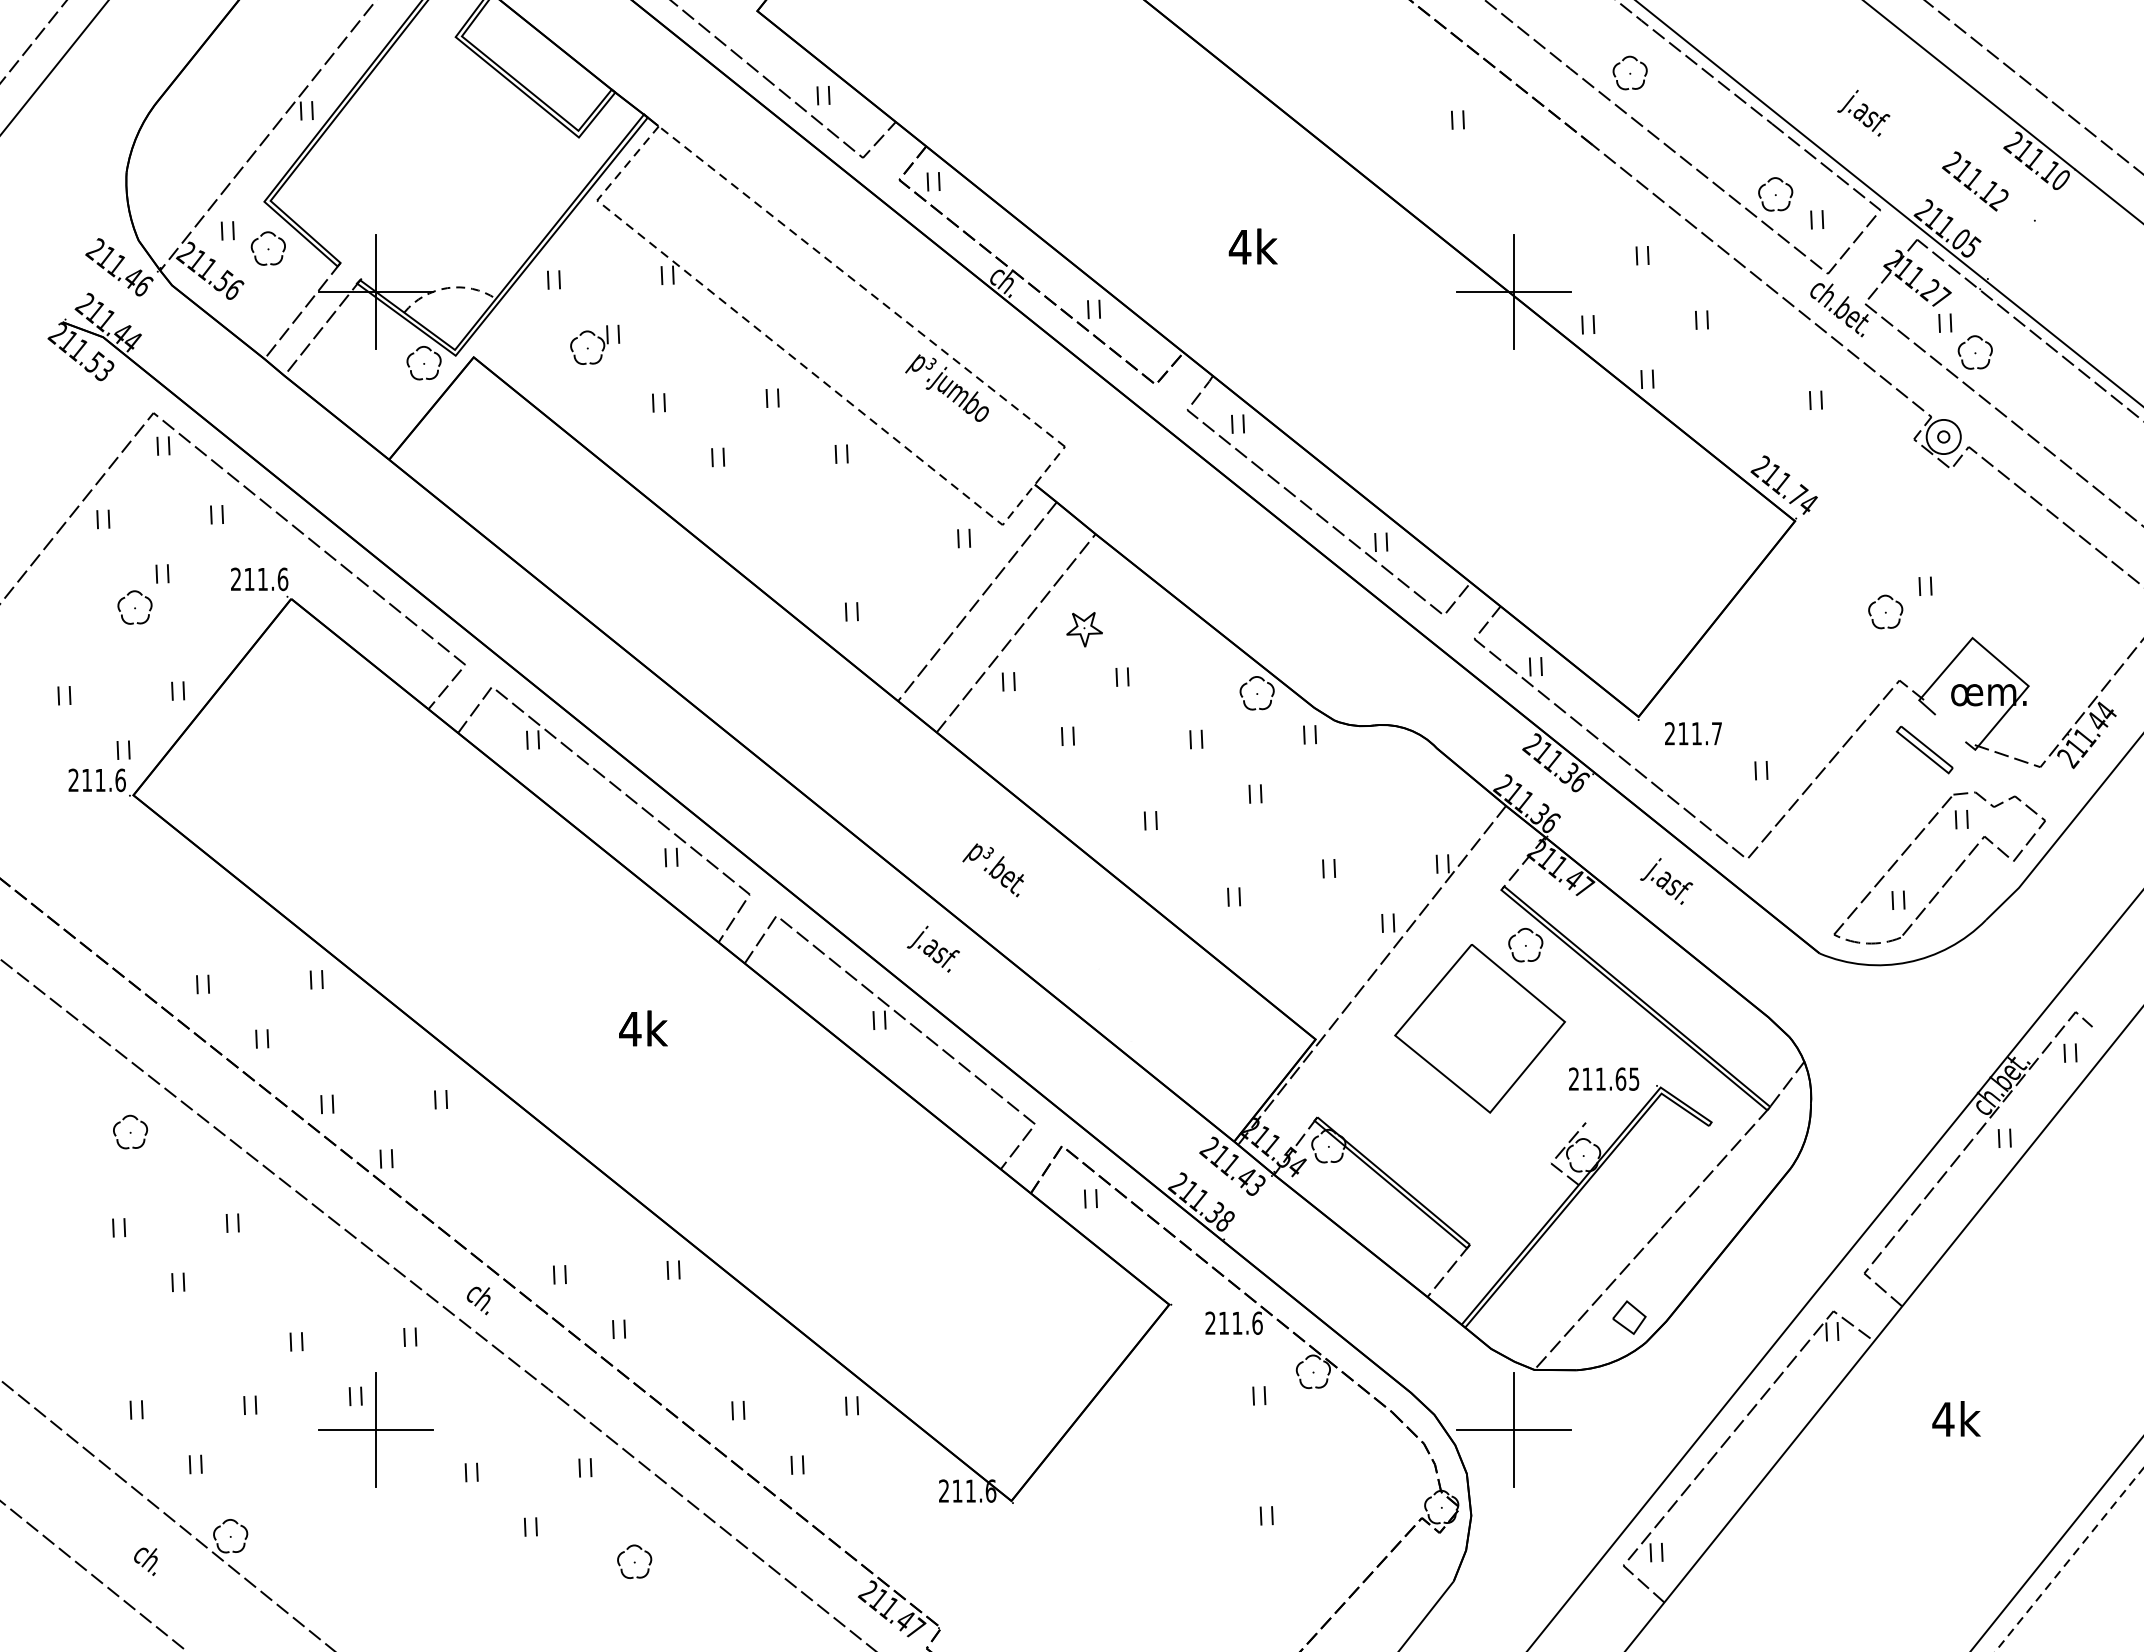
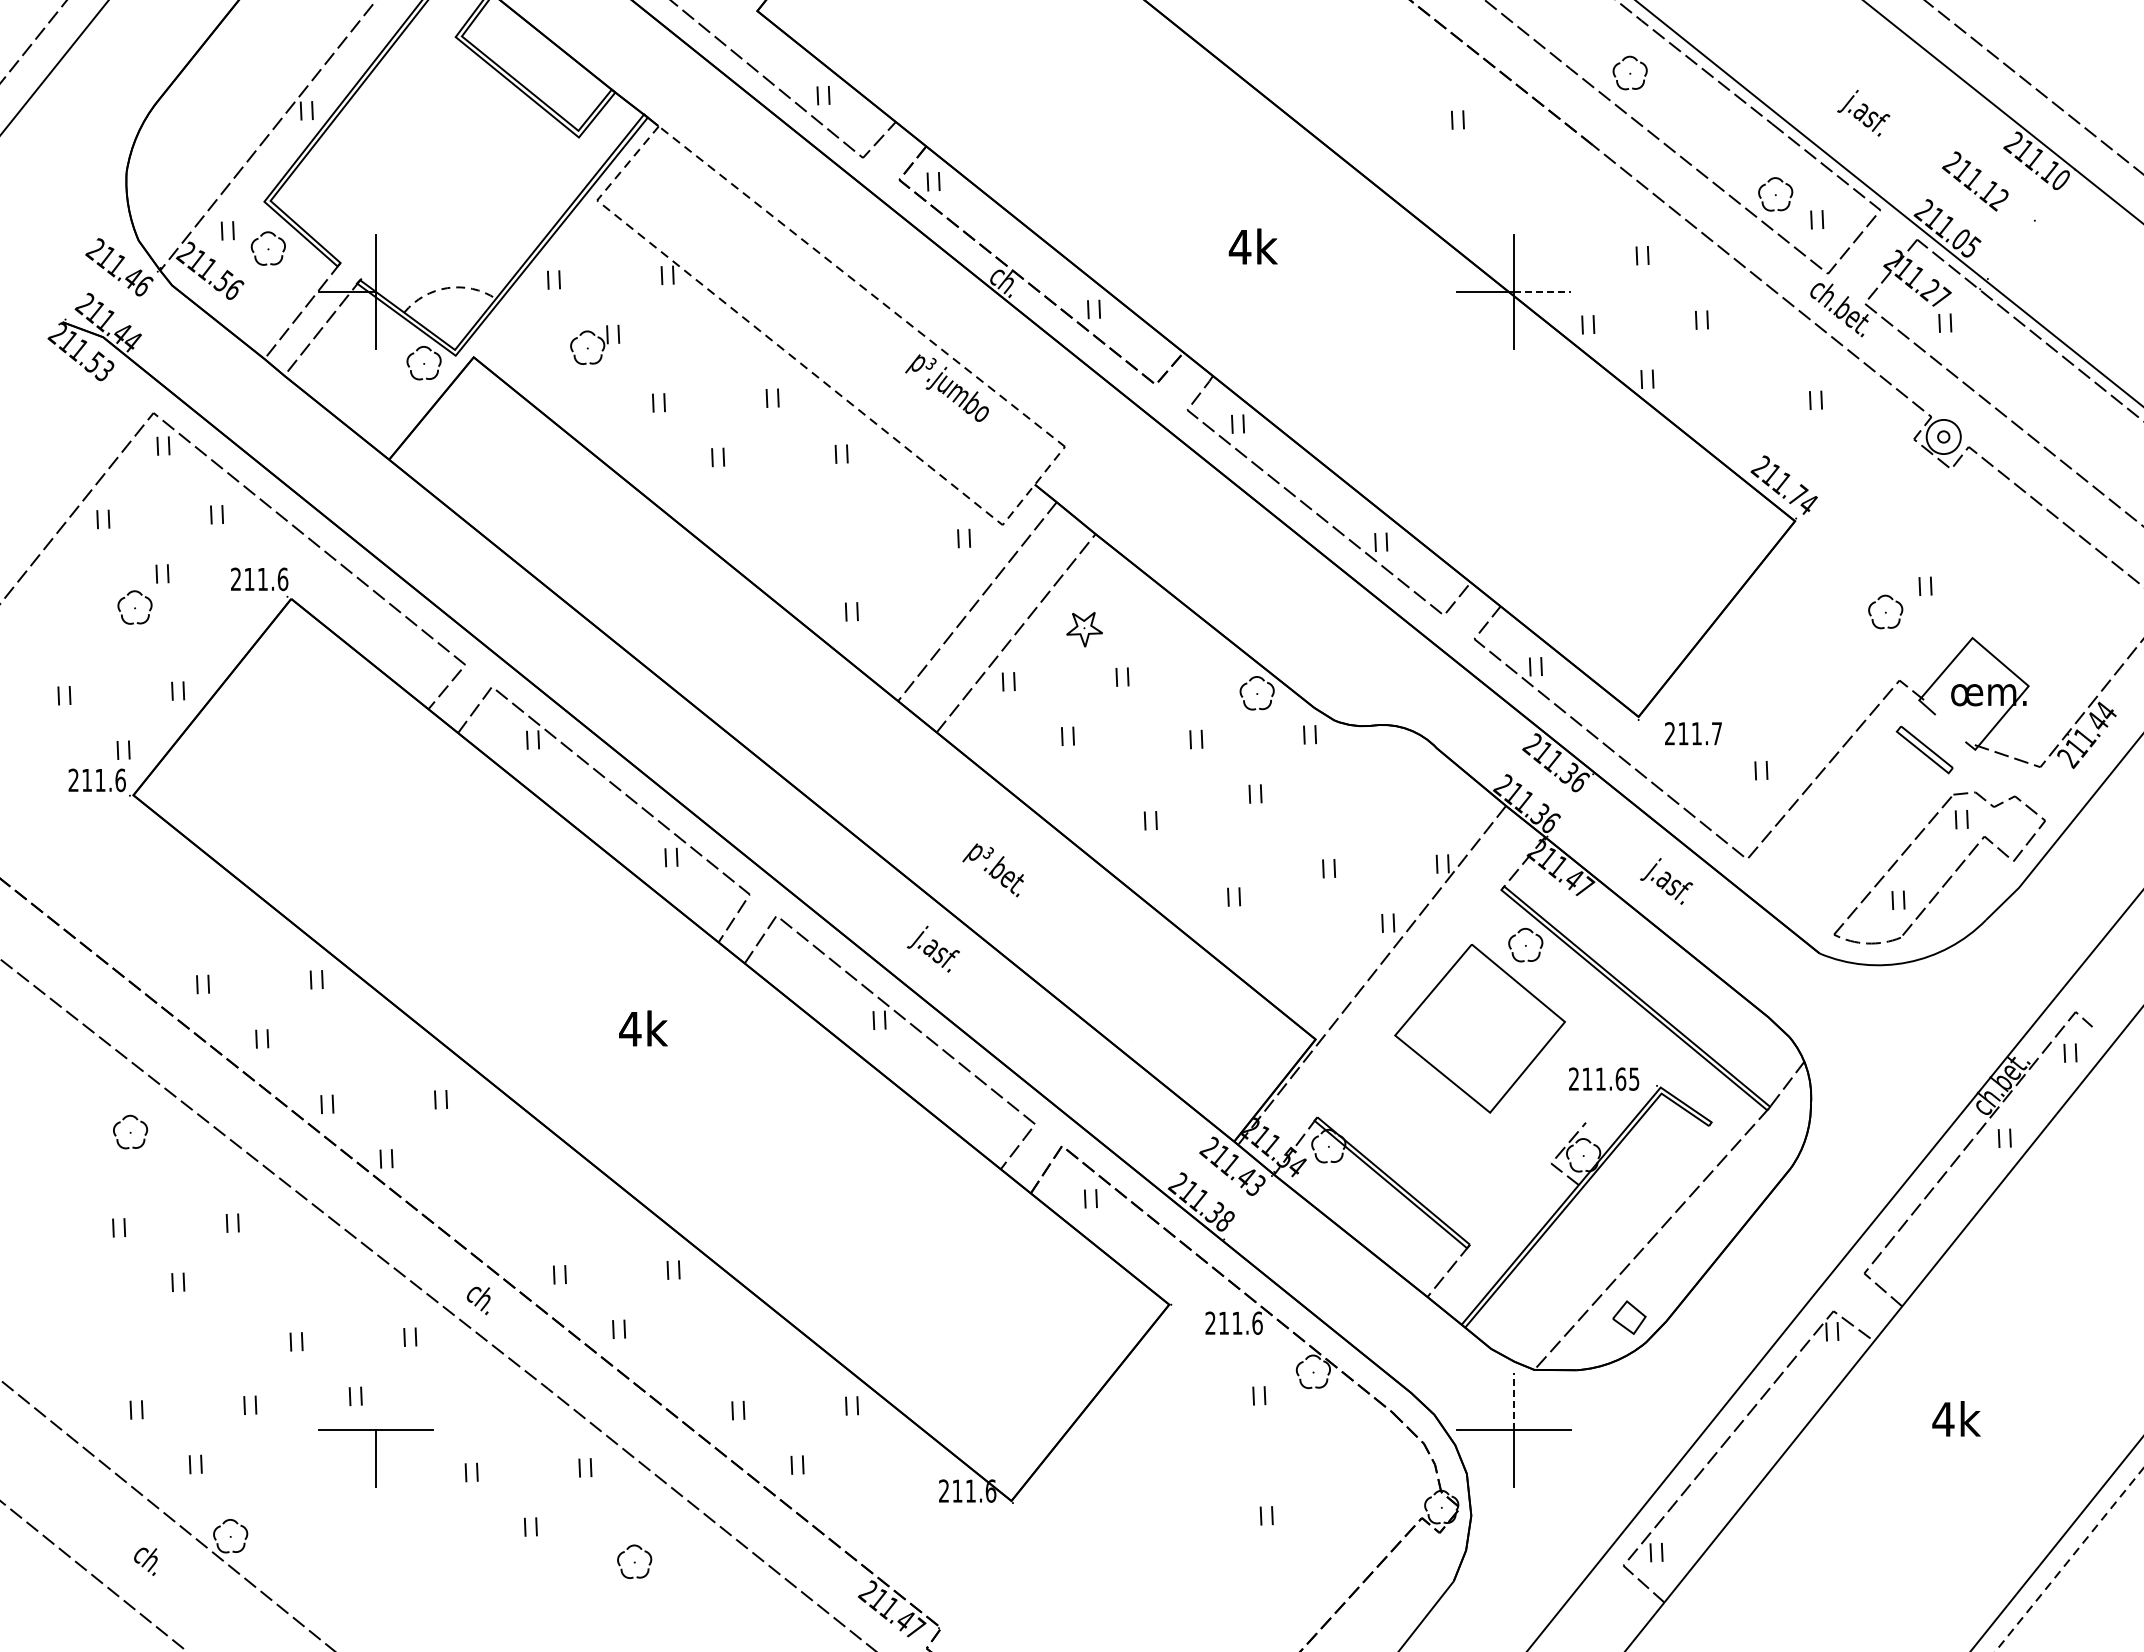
line: present -> none (403, 291)
line: solid -> dashed (1542, 291)
part: present -> none (1974, 352)
line: present -> none (375, 1400)
line: solid -> dashed (1513, 1400)
